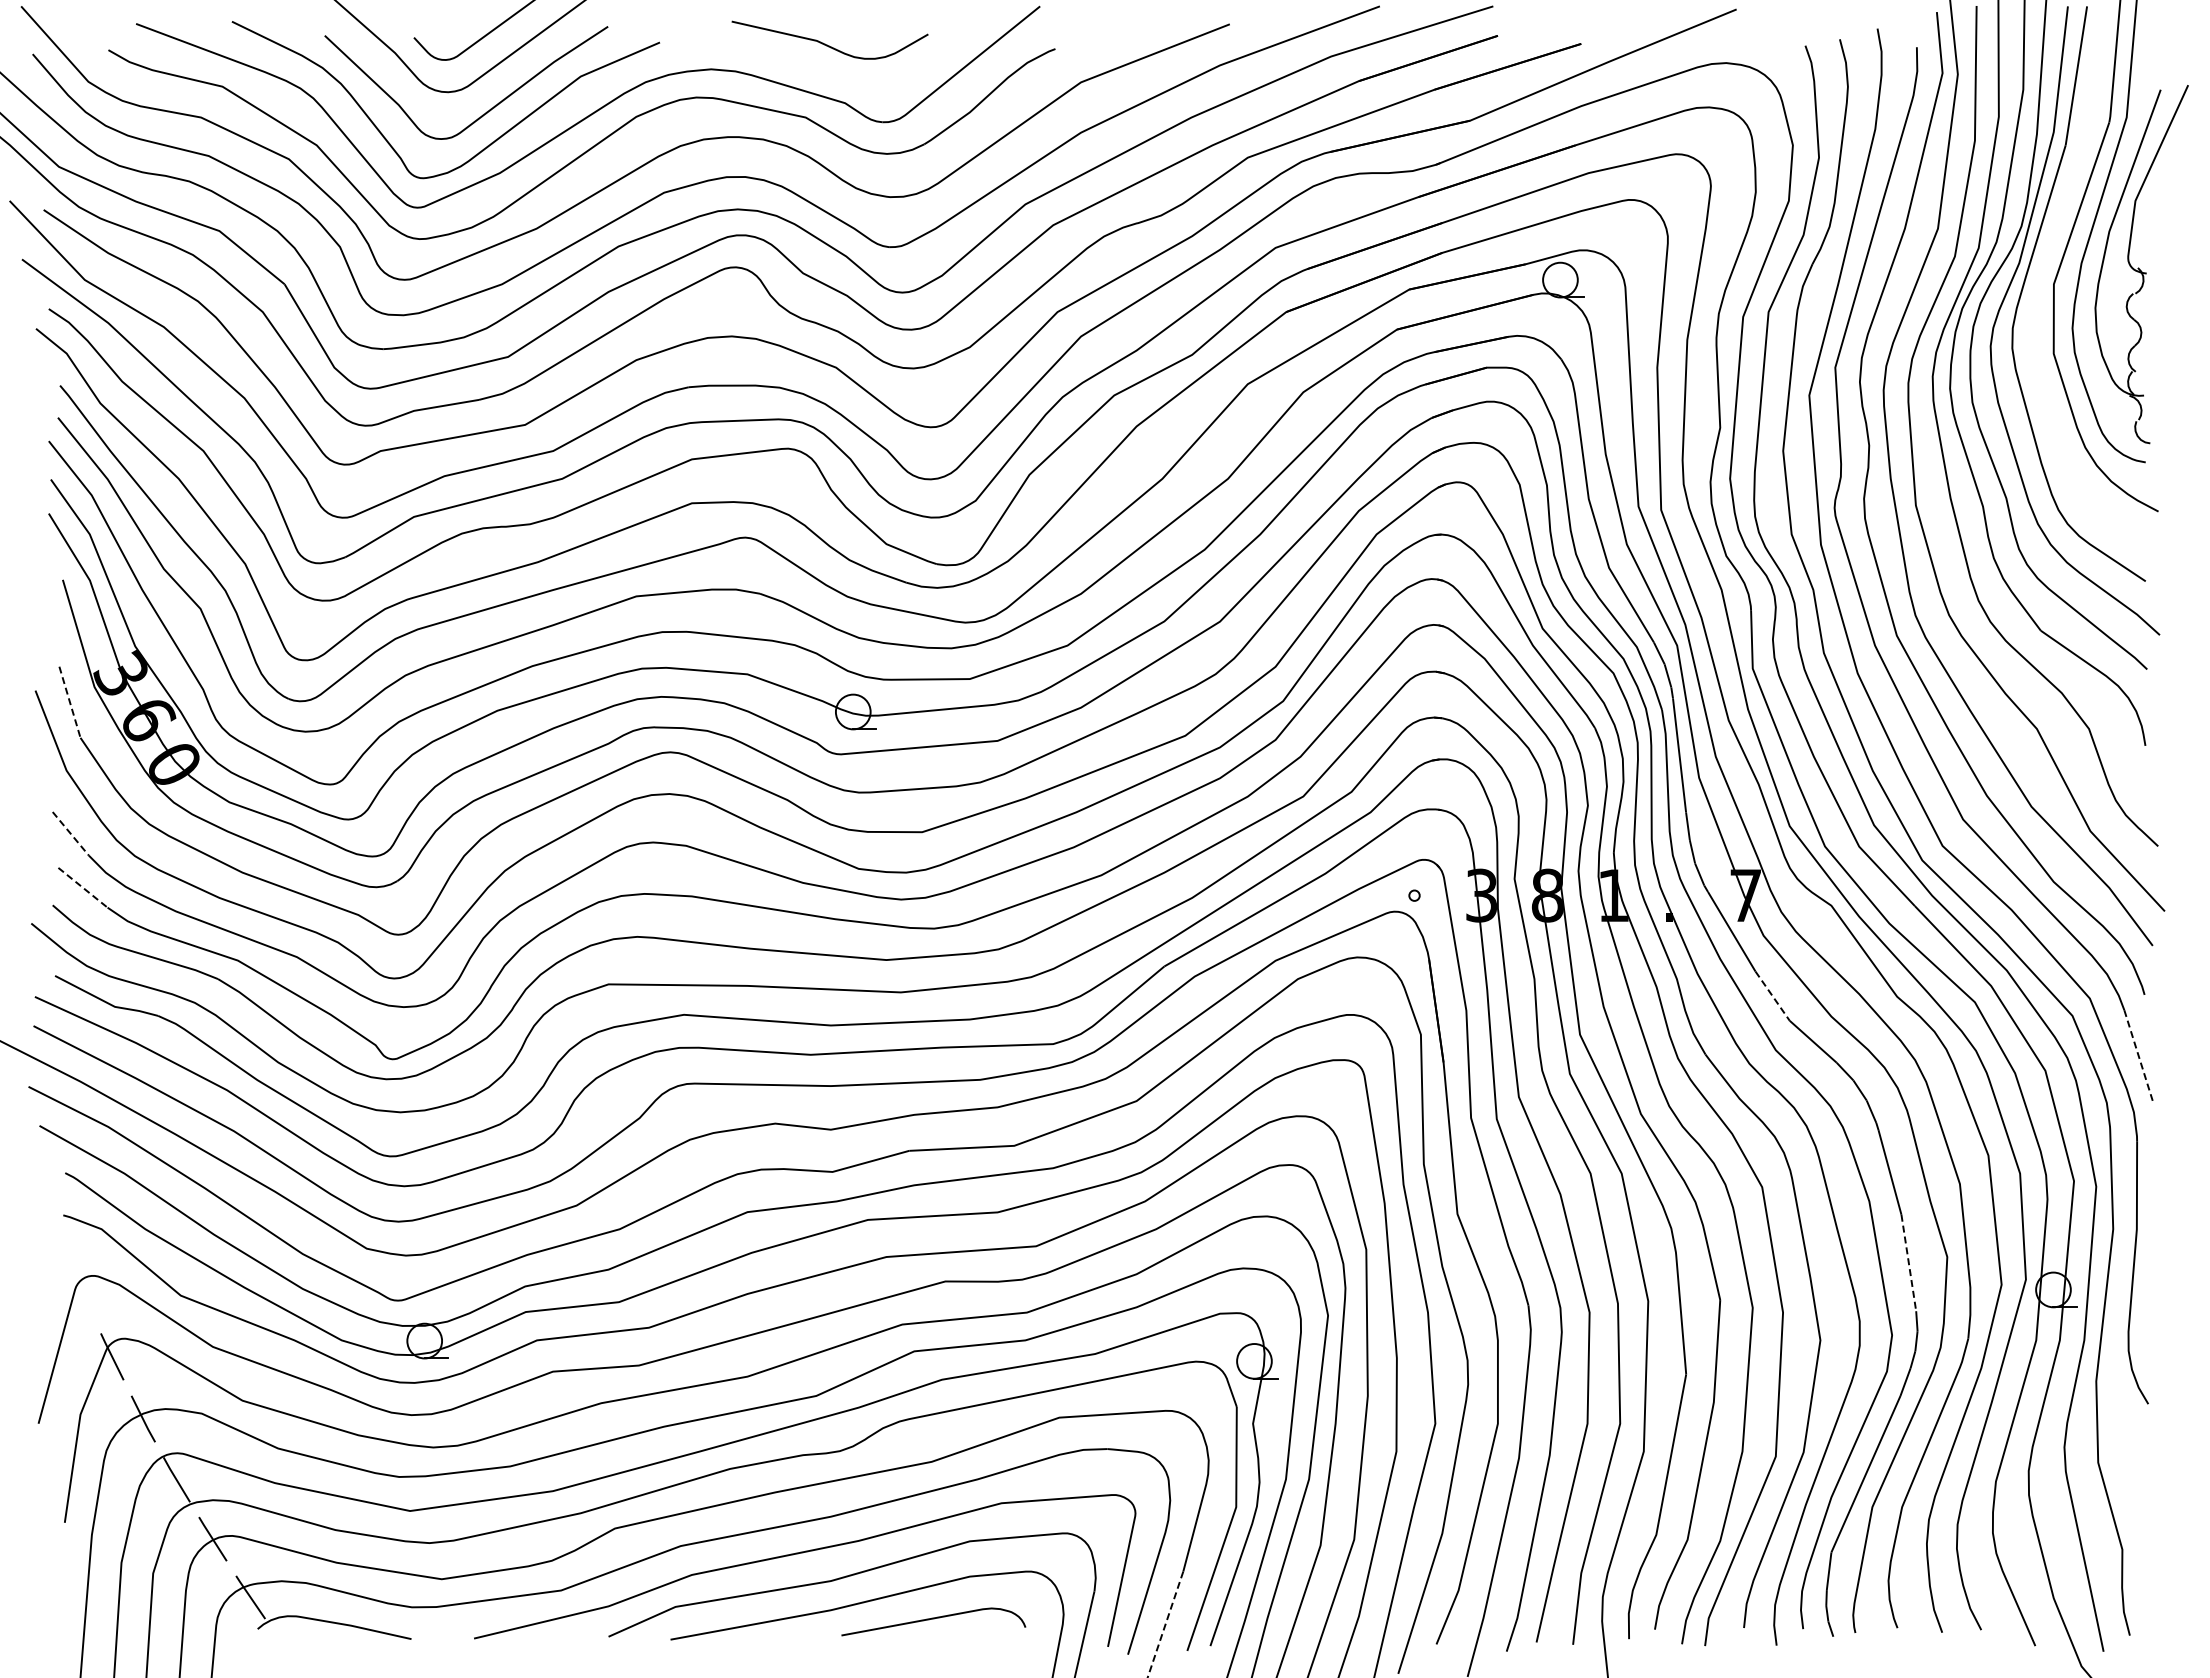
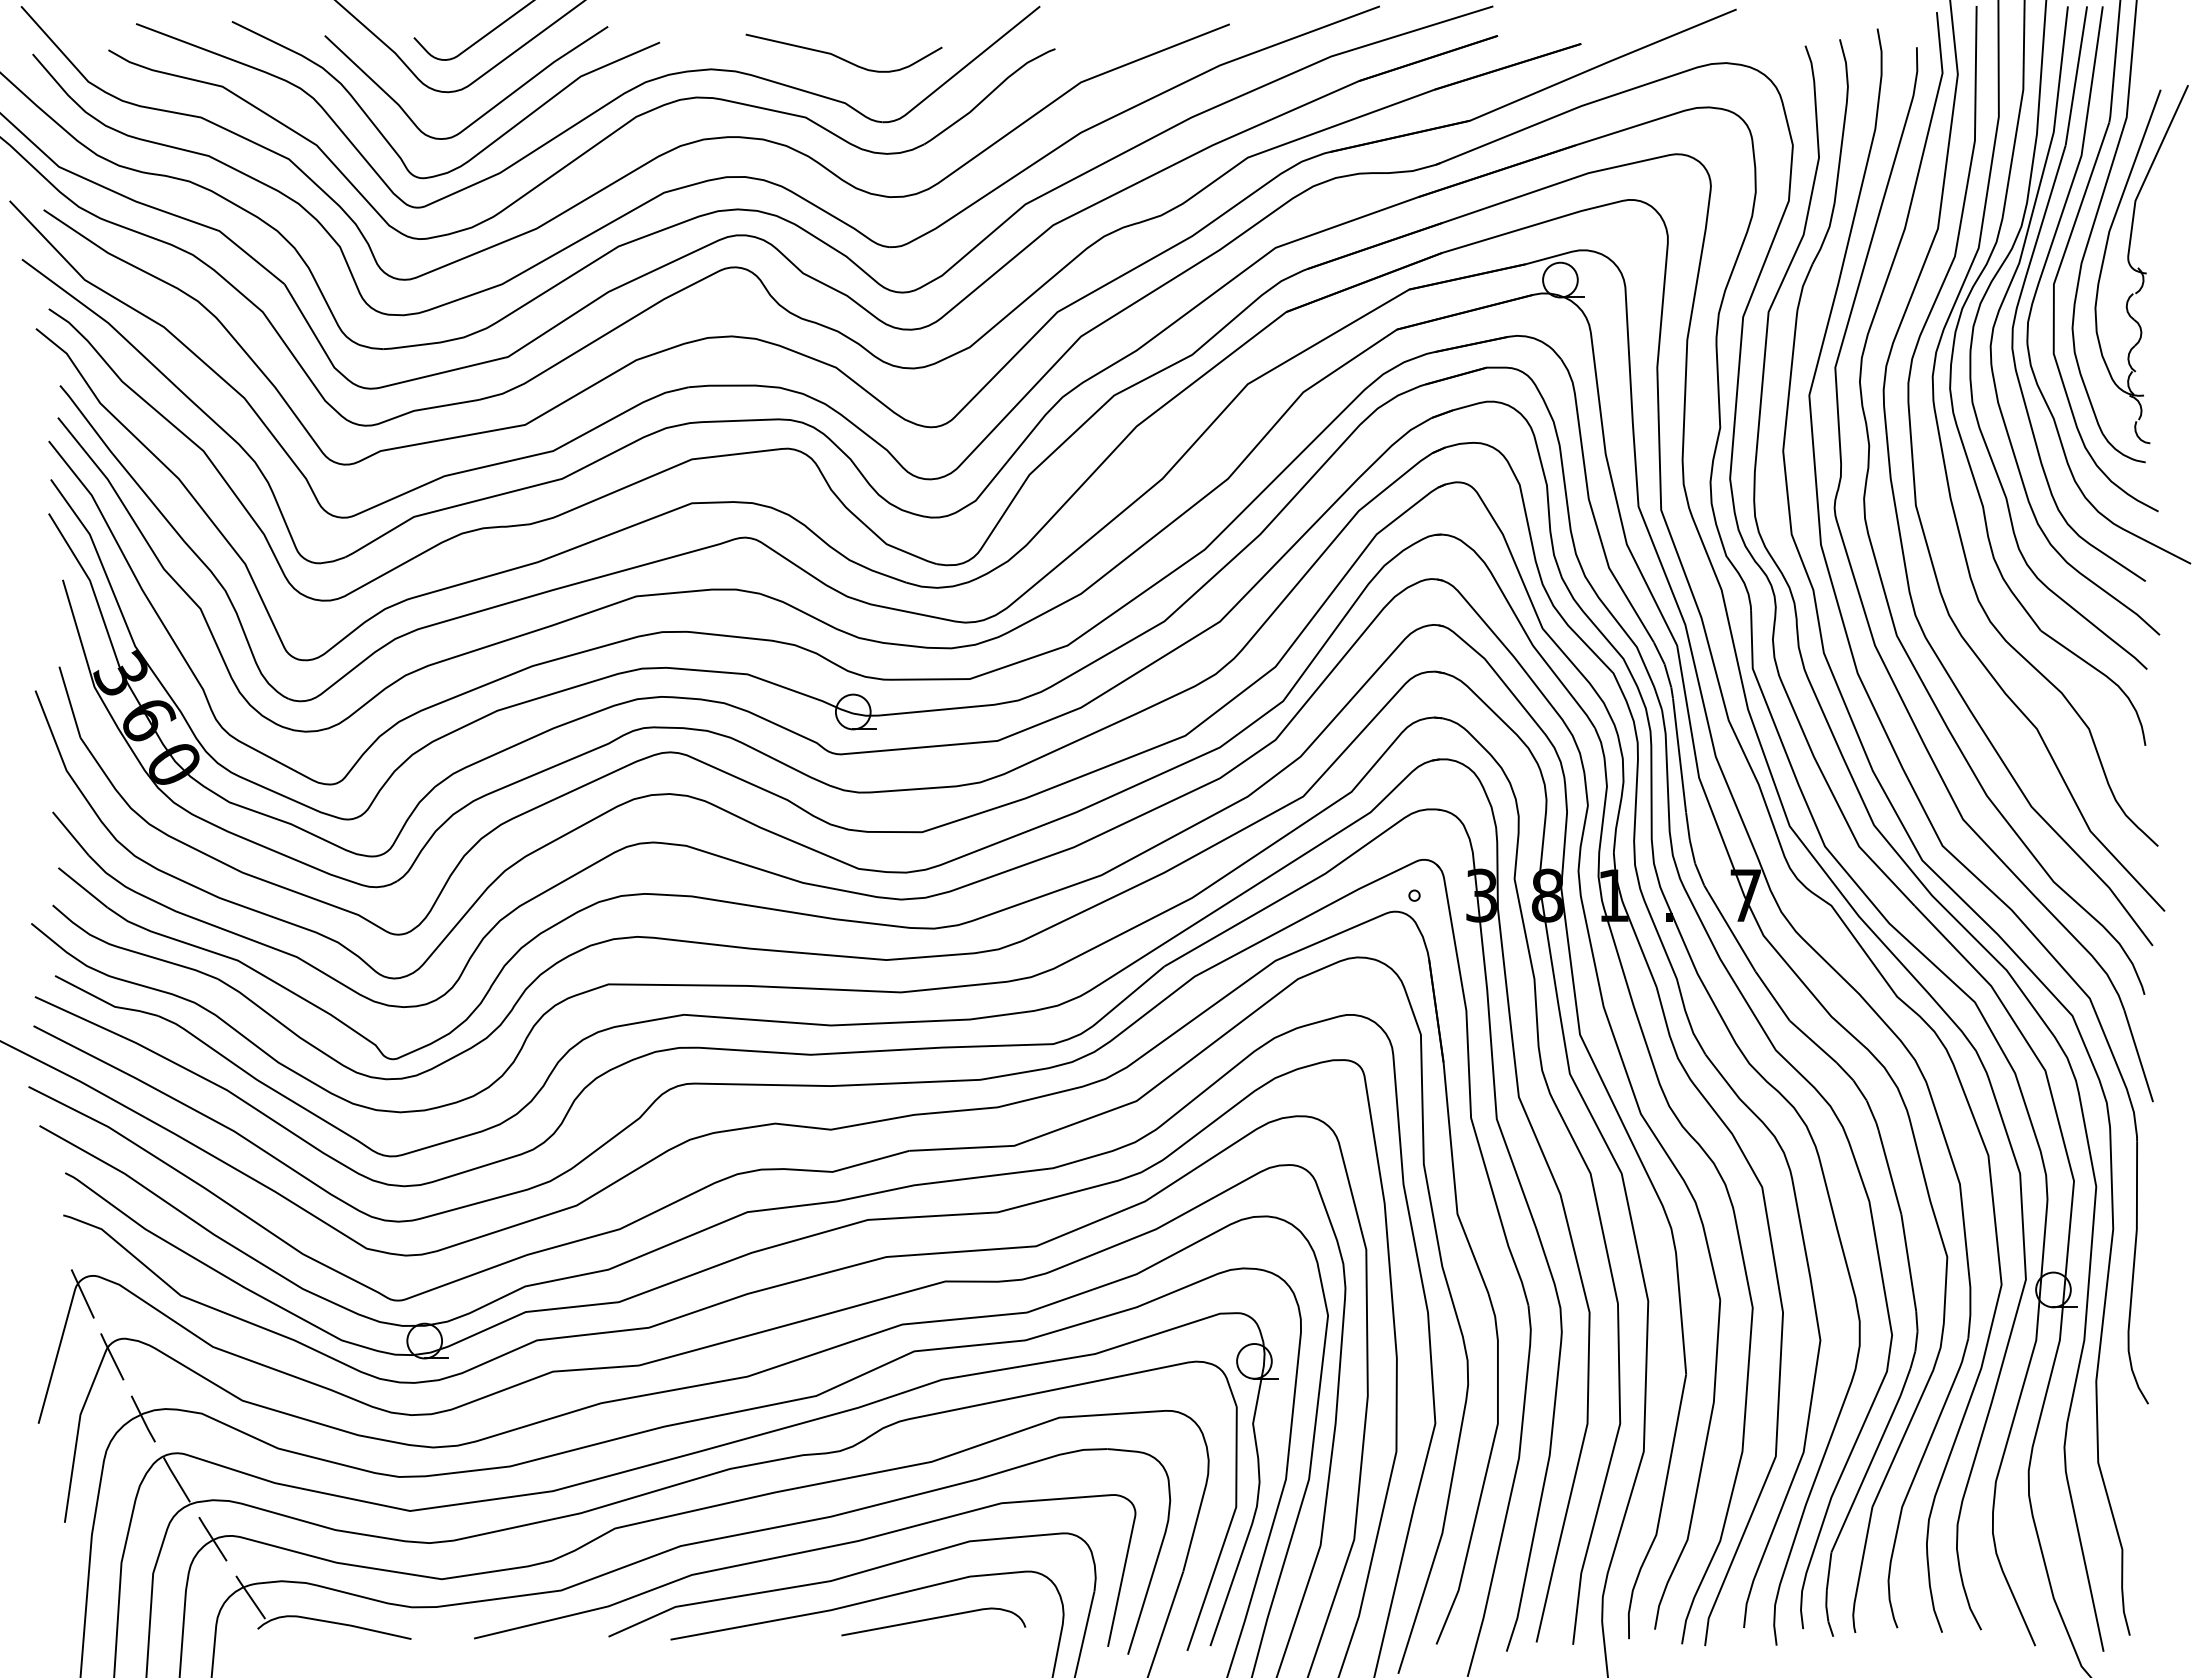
curve position: (827, 44) -> (841, 57) (841, 57)
curve: none -> present (2046, 263)
line: dashed -> solid (70, 702)
line: dashed -> solid (71, 834)
line: dashed -> solid (83, 887)
line: dashed -> solid (1772, 996)
line: dashed -> solid (2138, 1056)
line: dashed -> solid (1908, 1262)
line: none -> present (82, 1293)
line: dashed -> solid (1165, 1624)
